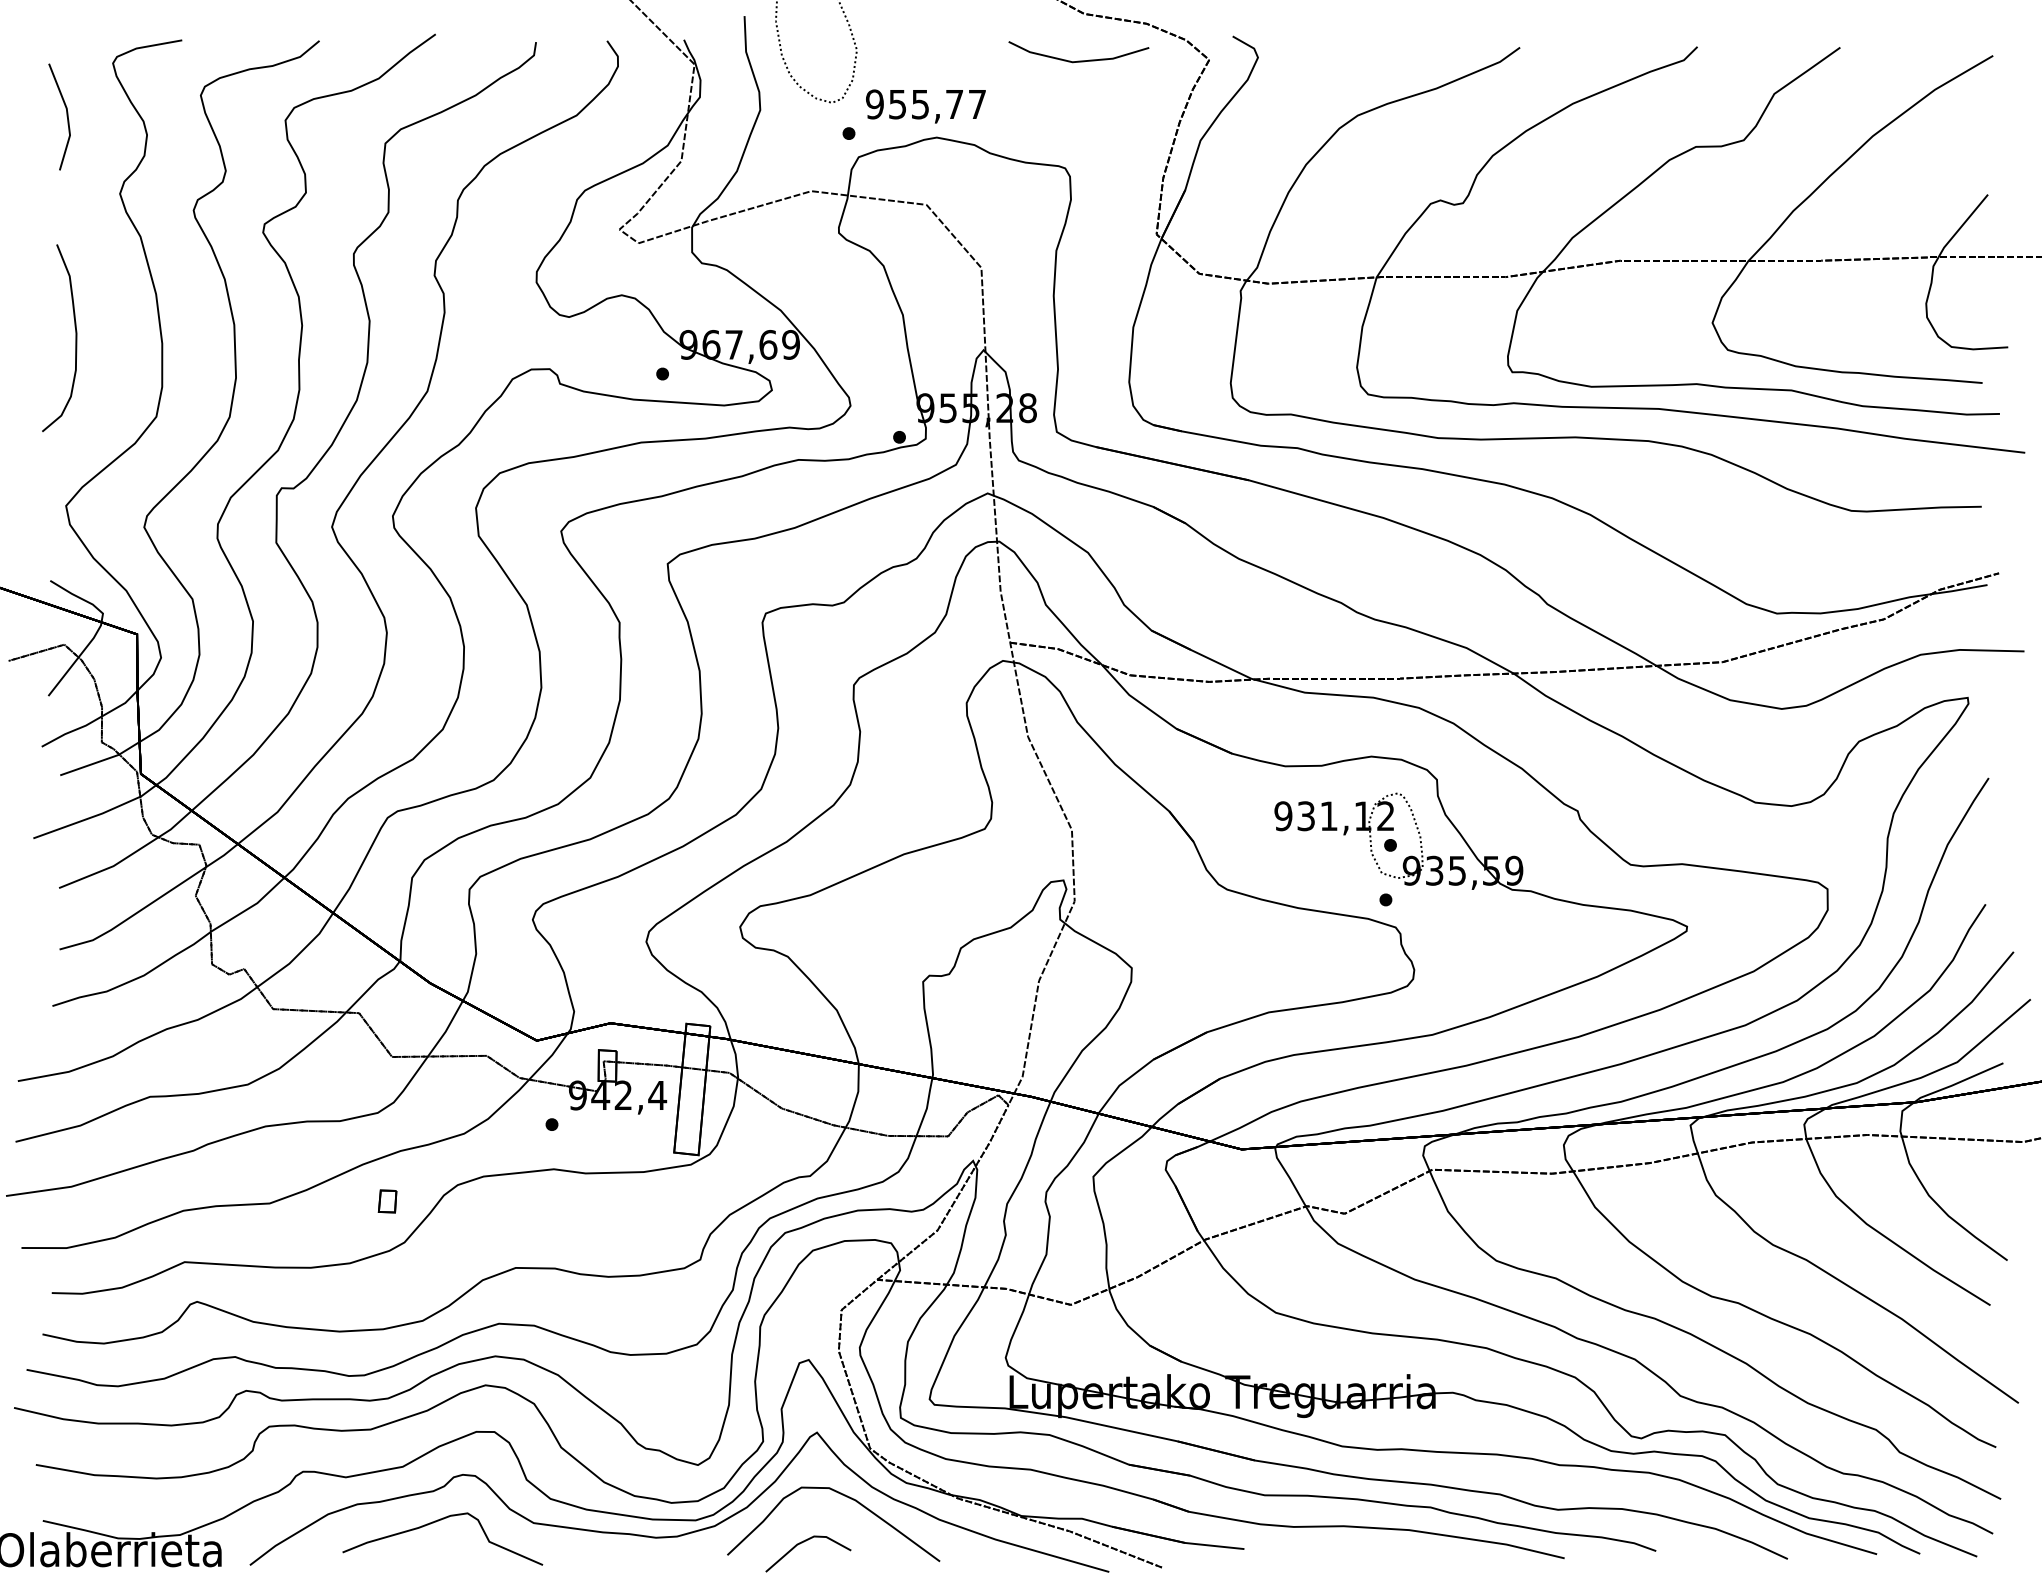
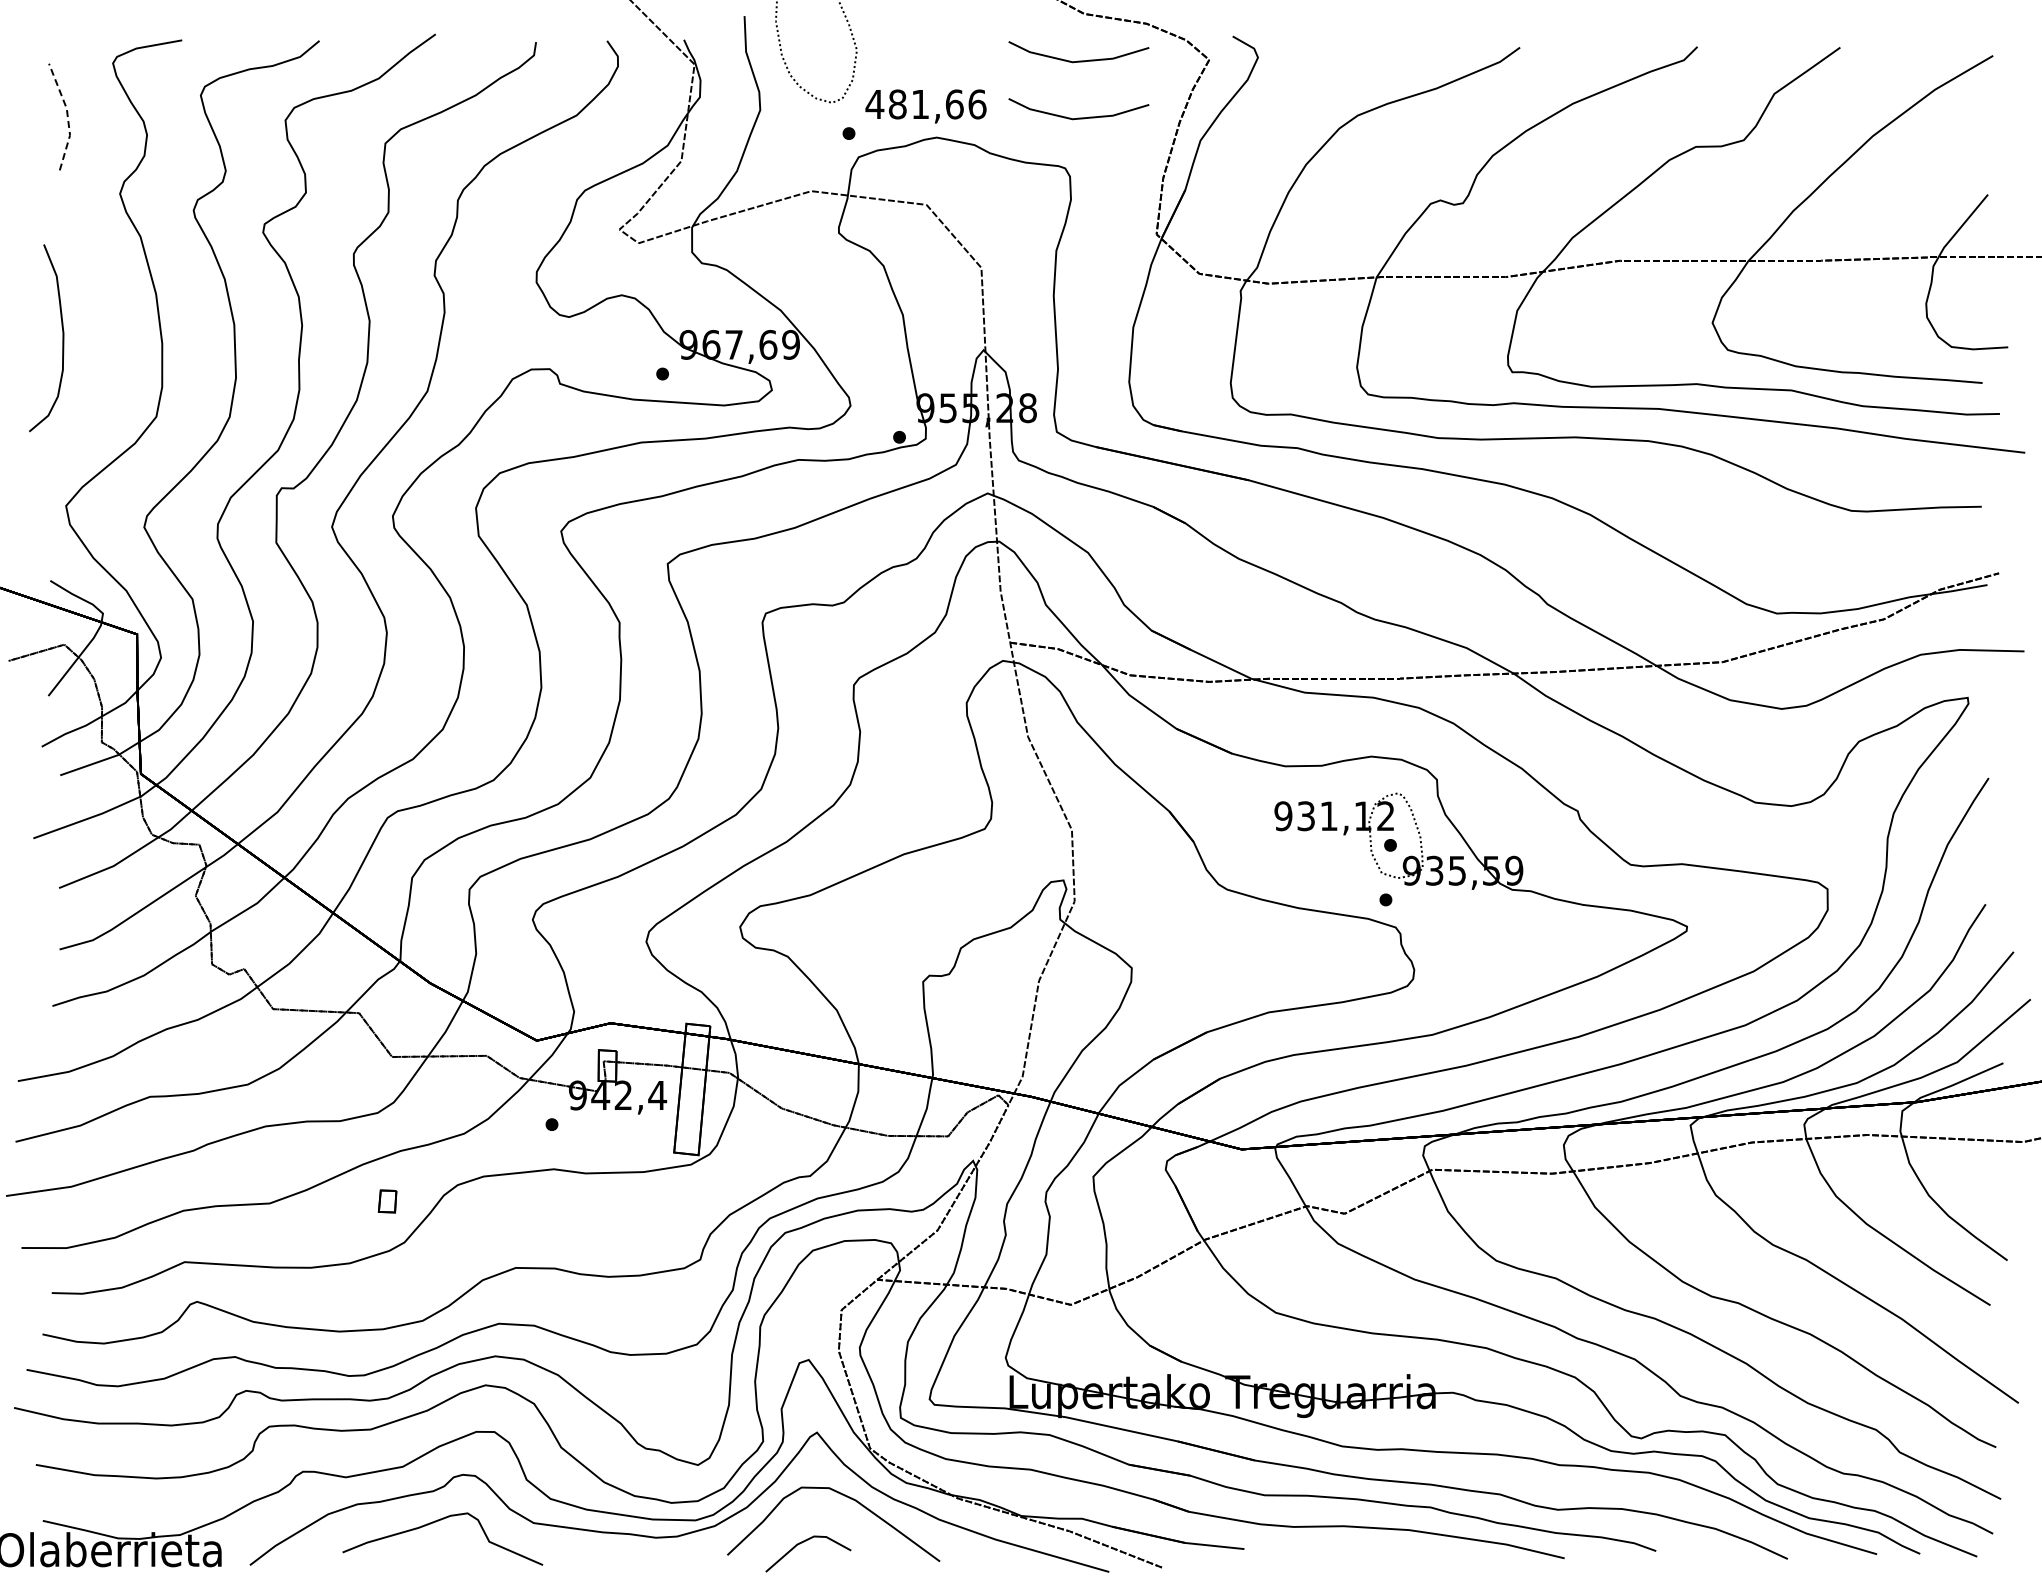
text: 955,77 -> 481,66 (925, 104)
line: solid -> dashed (67, 115)
line: none -> present (1078, 117)
curve position: (75, 337) -> (62, 337) (62, 337)
